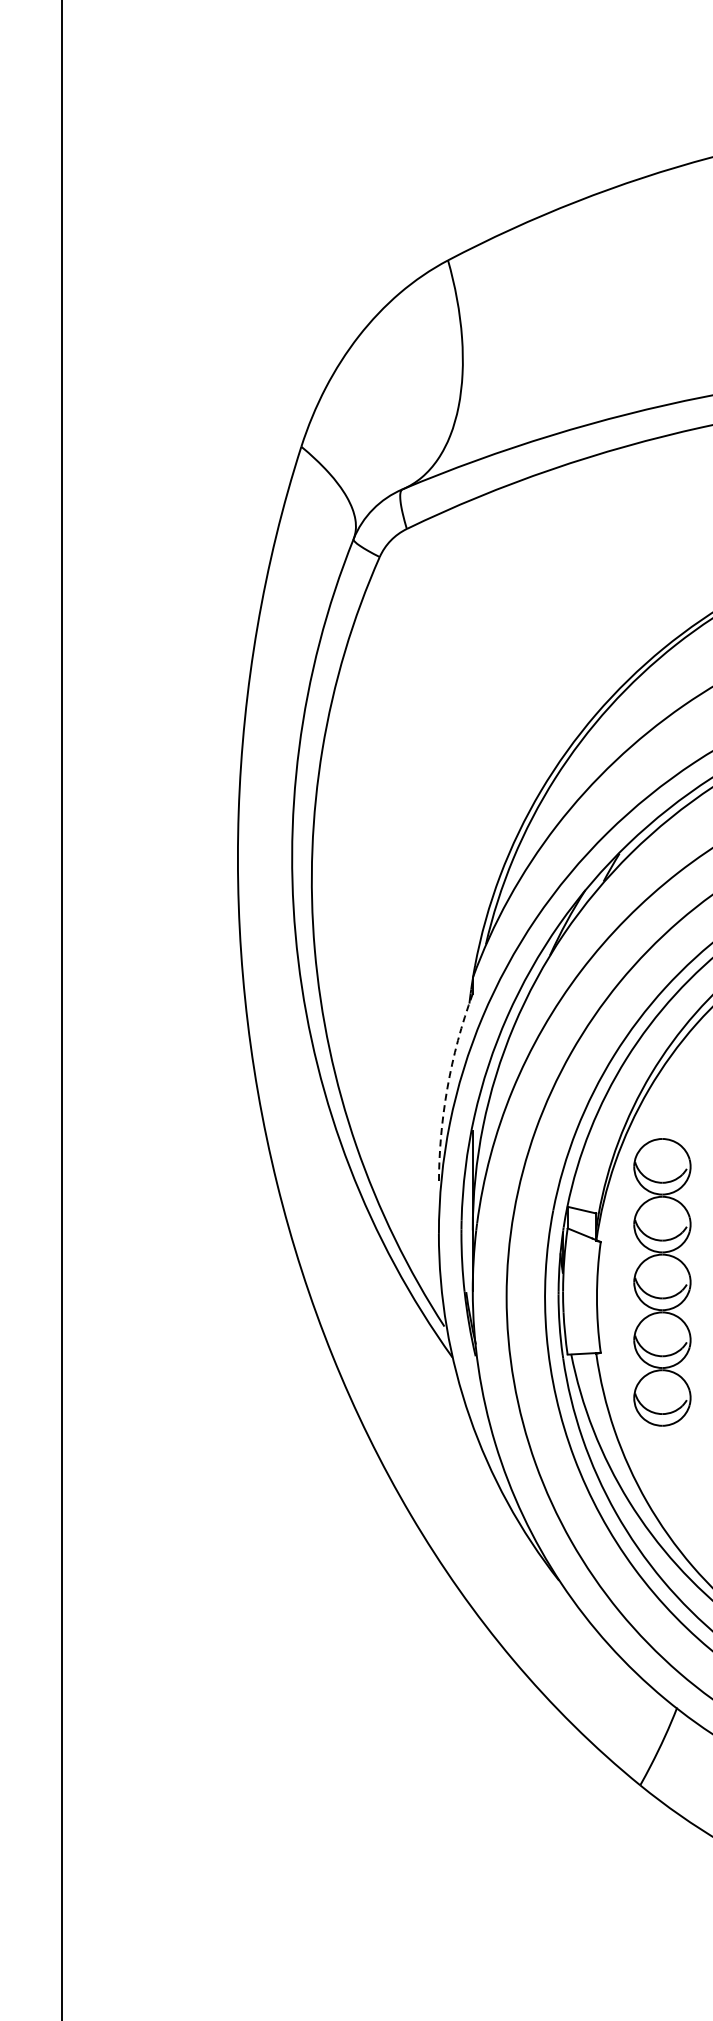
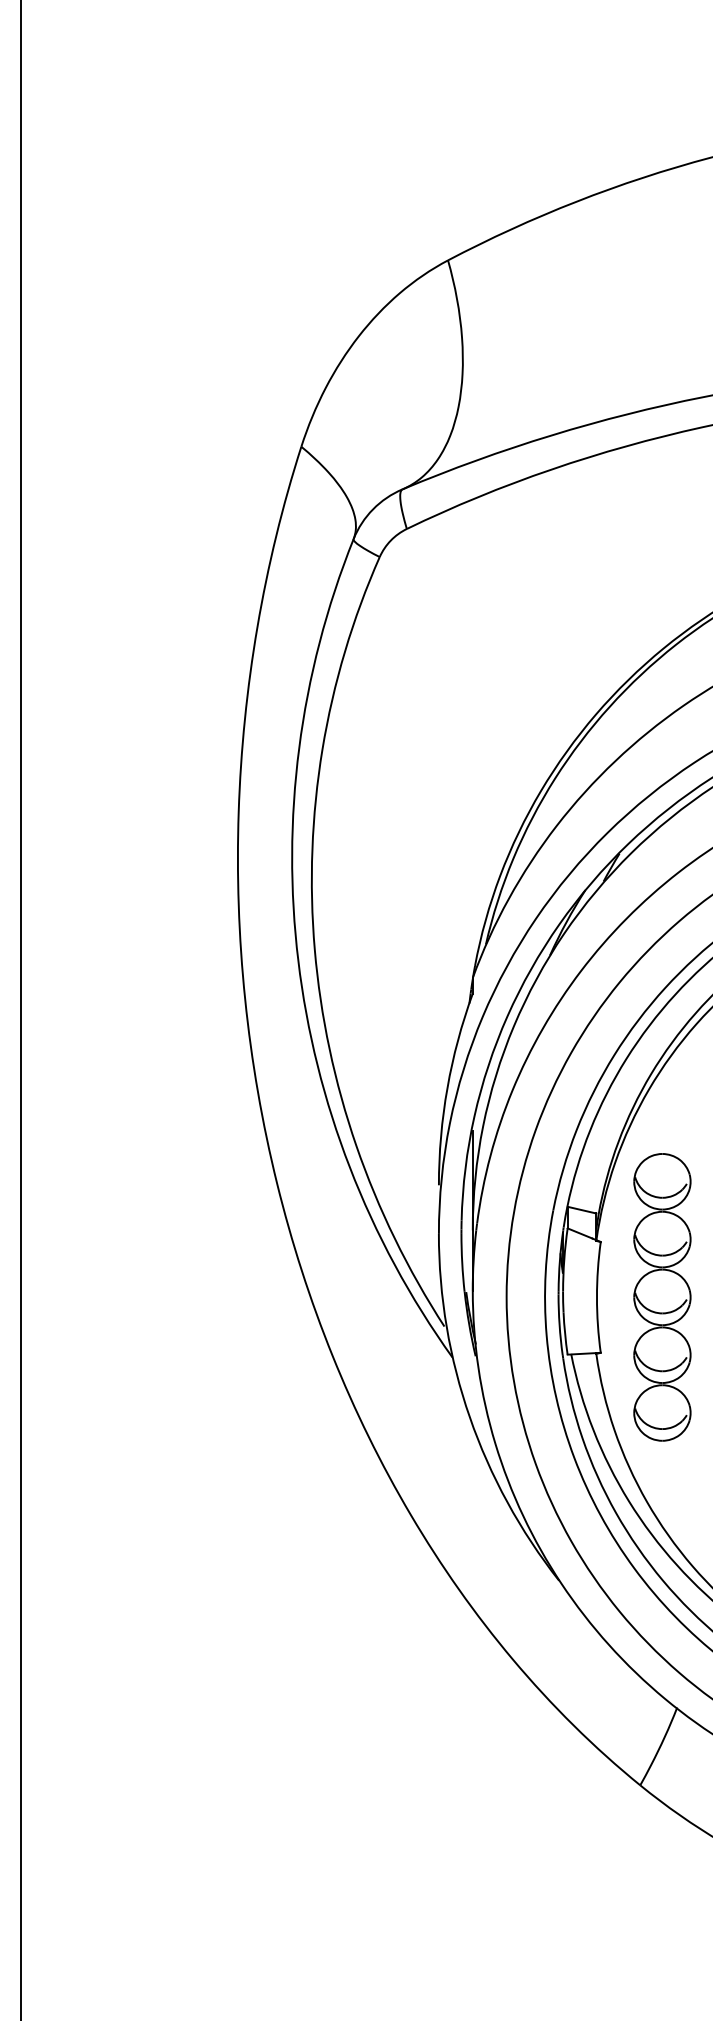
line position: (62, 1009) -> (21, 1009) (21, 1009)
arc: dashed -> solid (447, 1088)
part position: (662, 1282) -> (662, 1297) (662, 1297)
